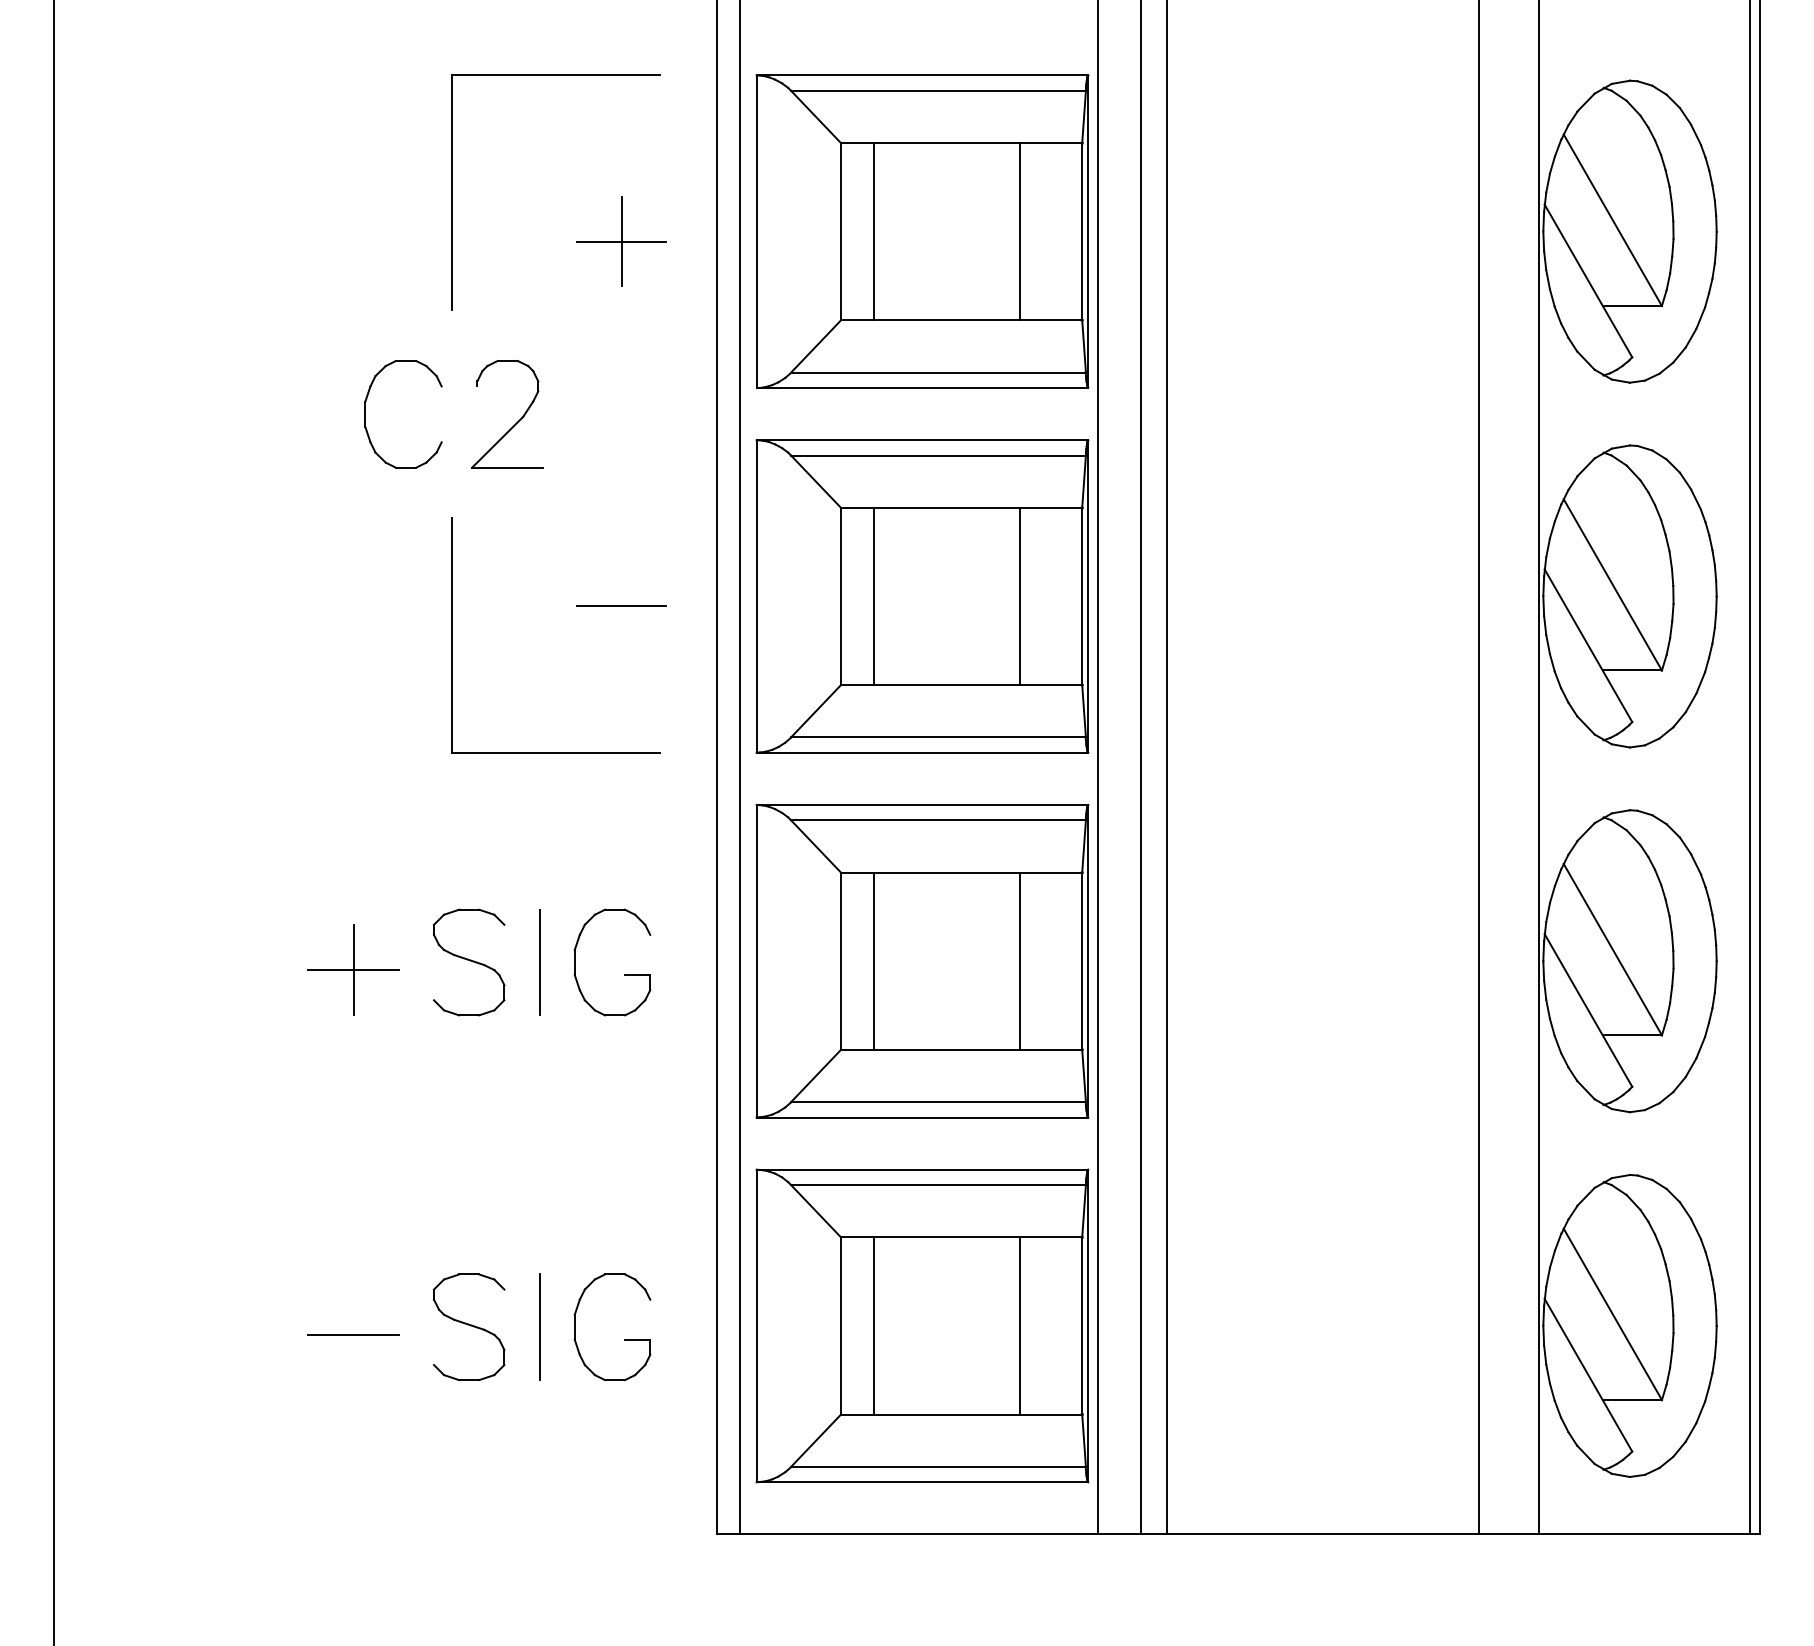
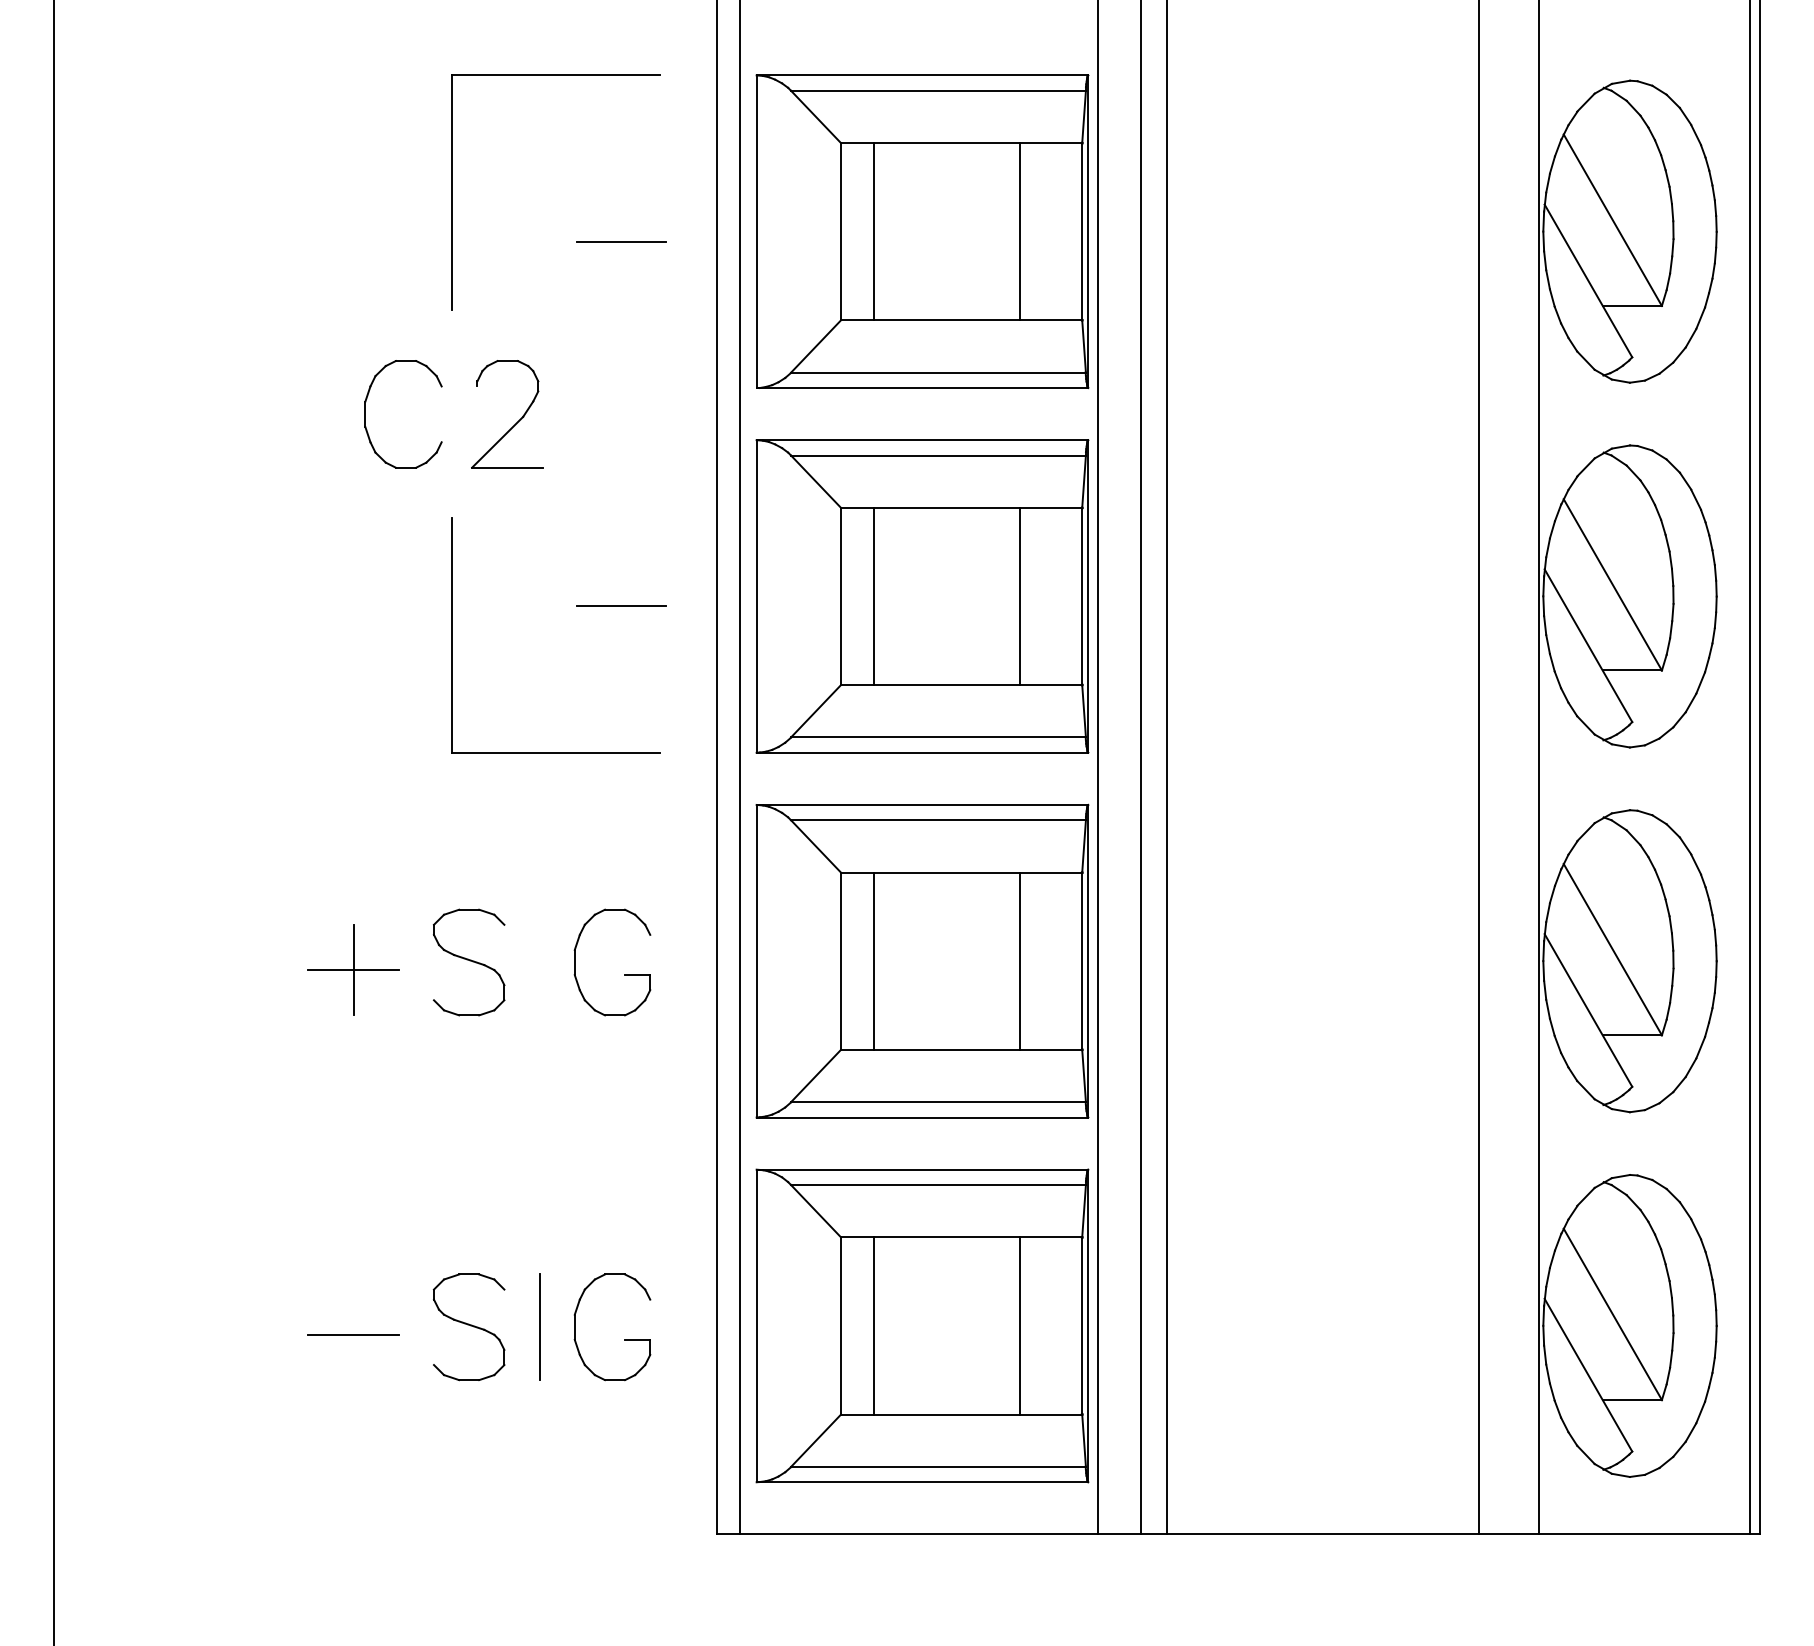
line: present -> none (621, 241)
line: present -> none (539, 962)
